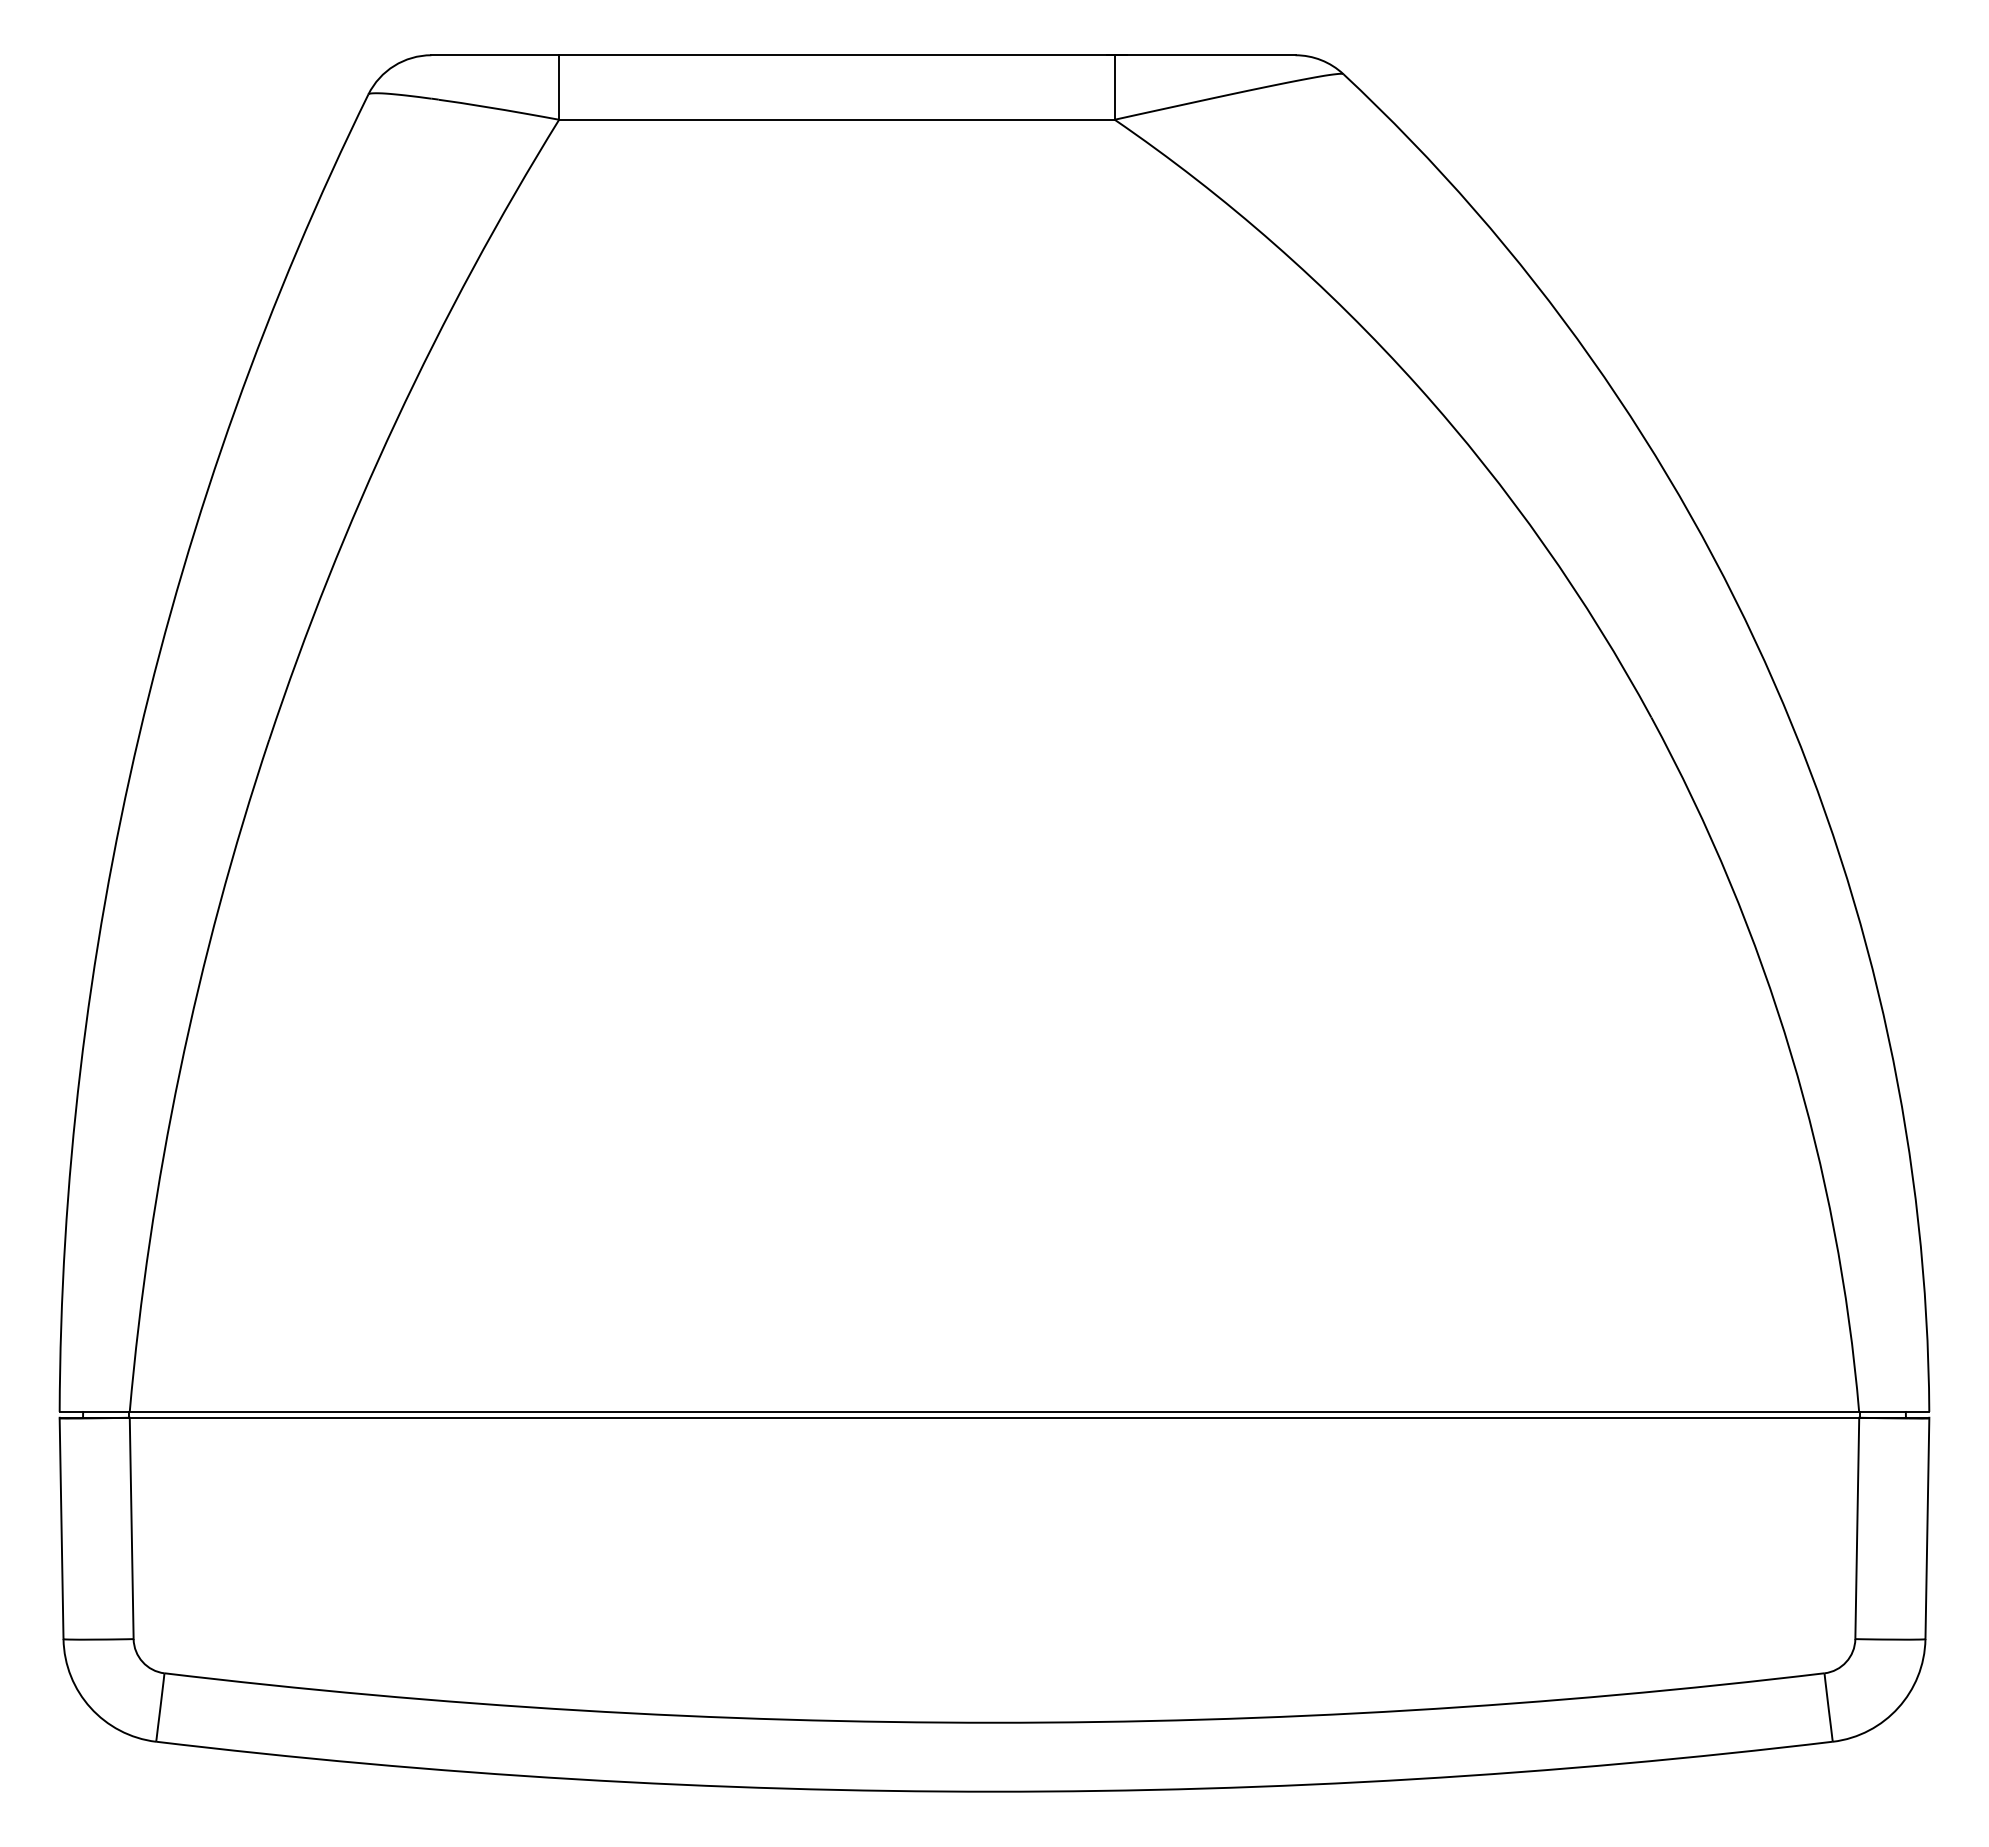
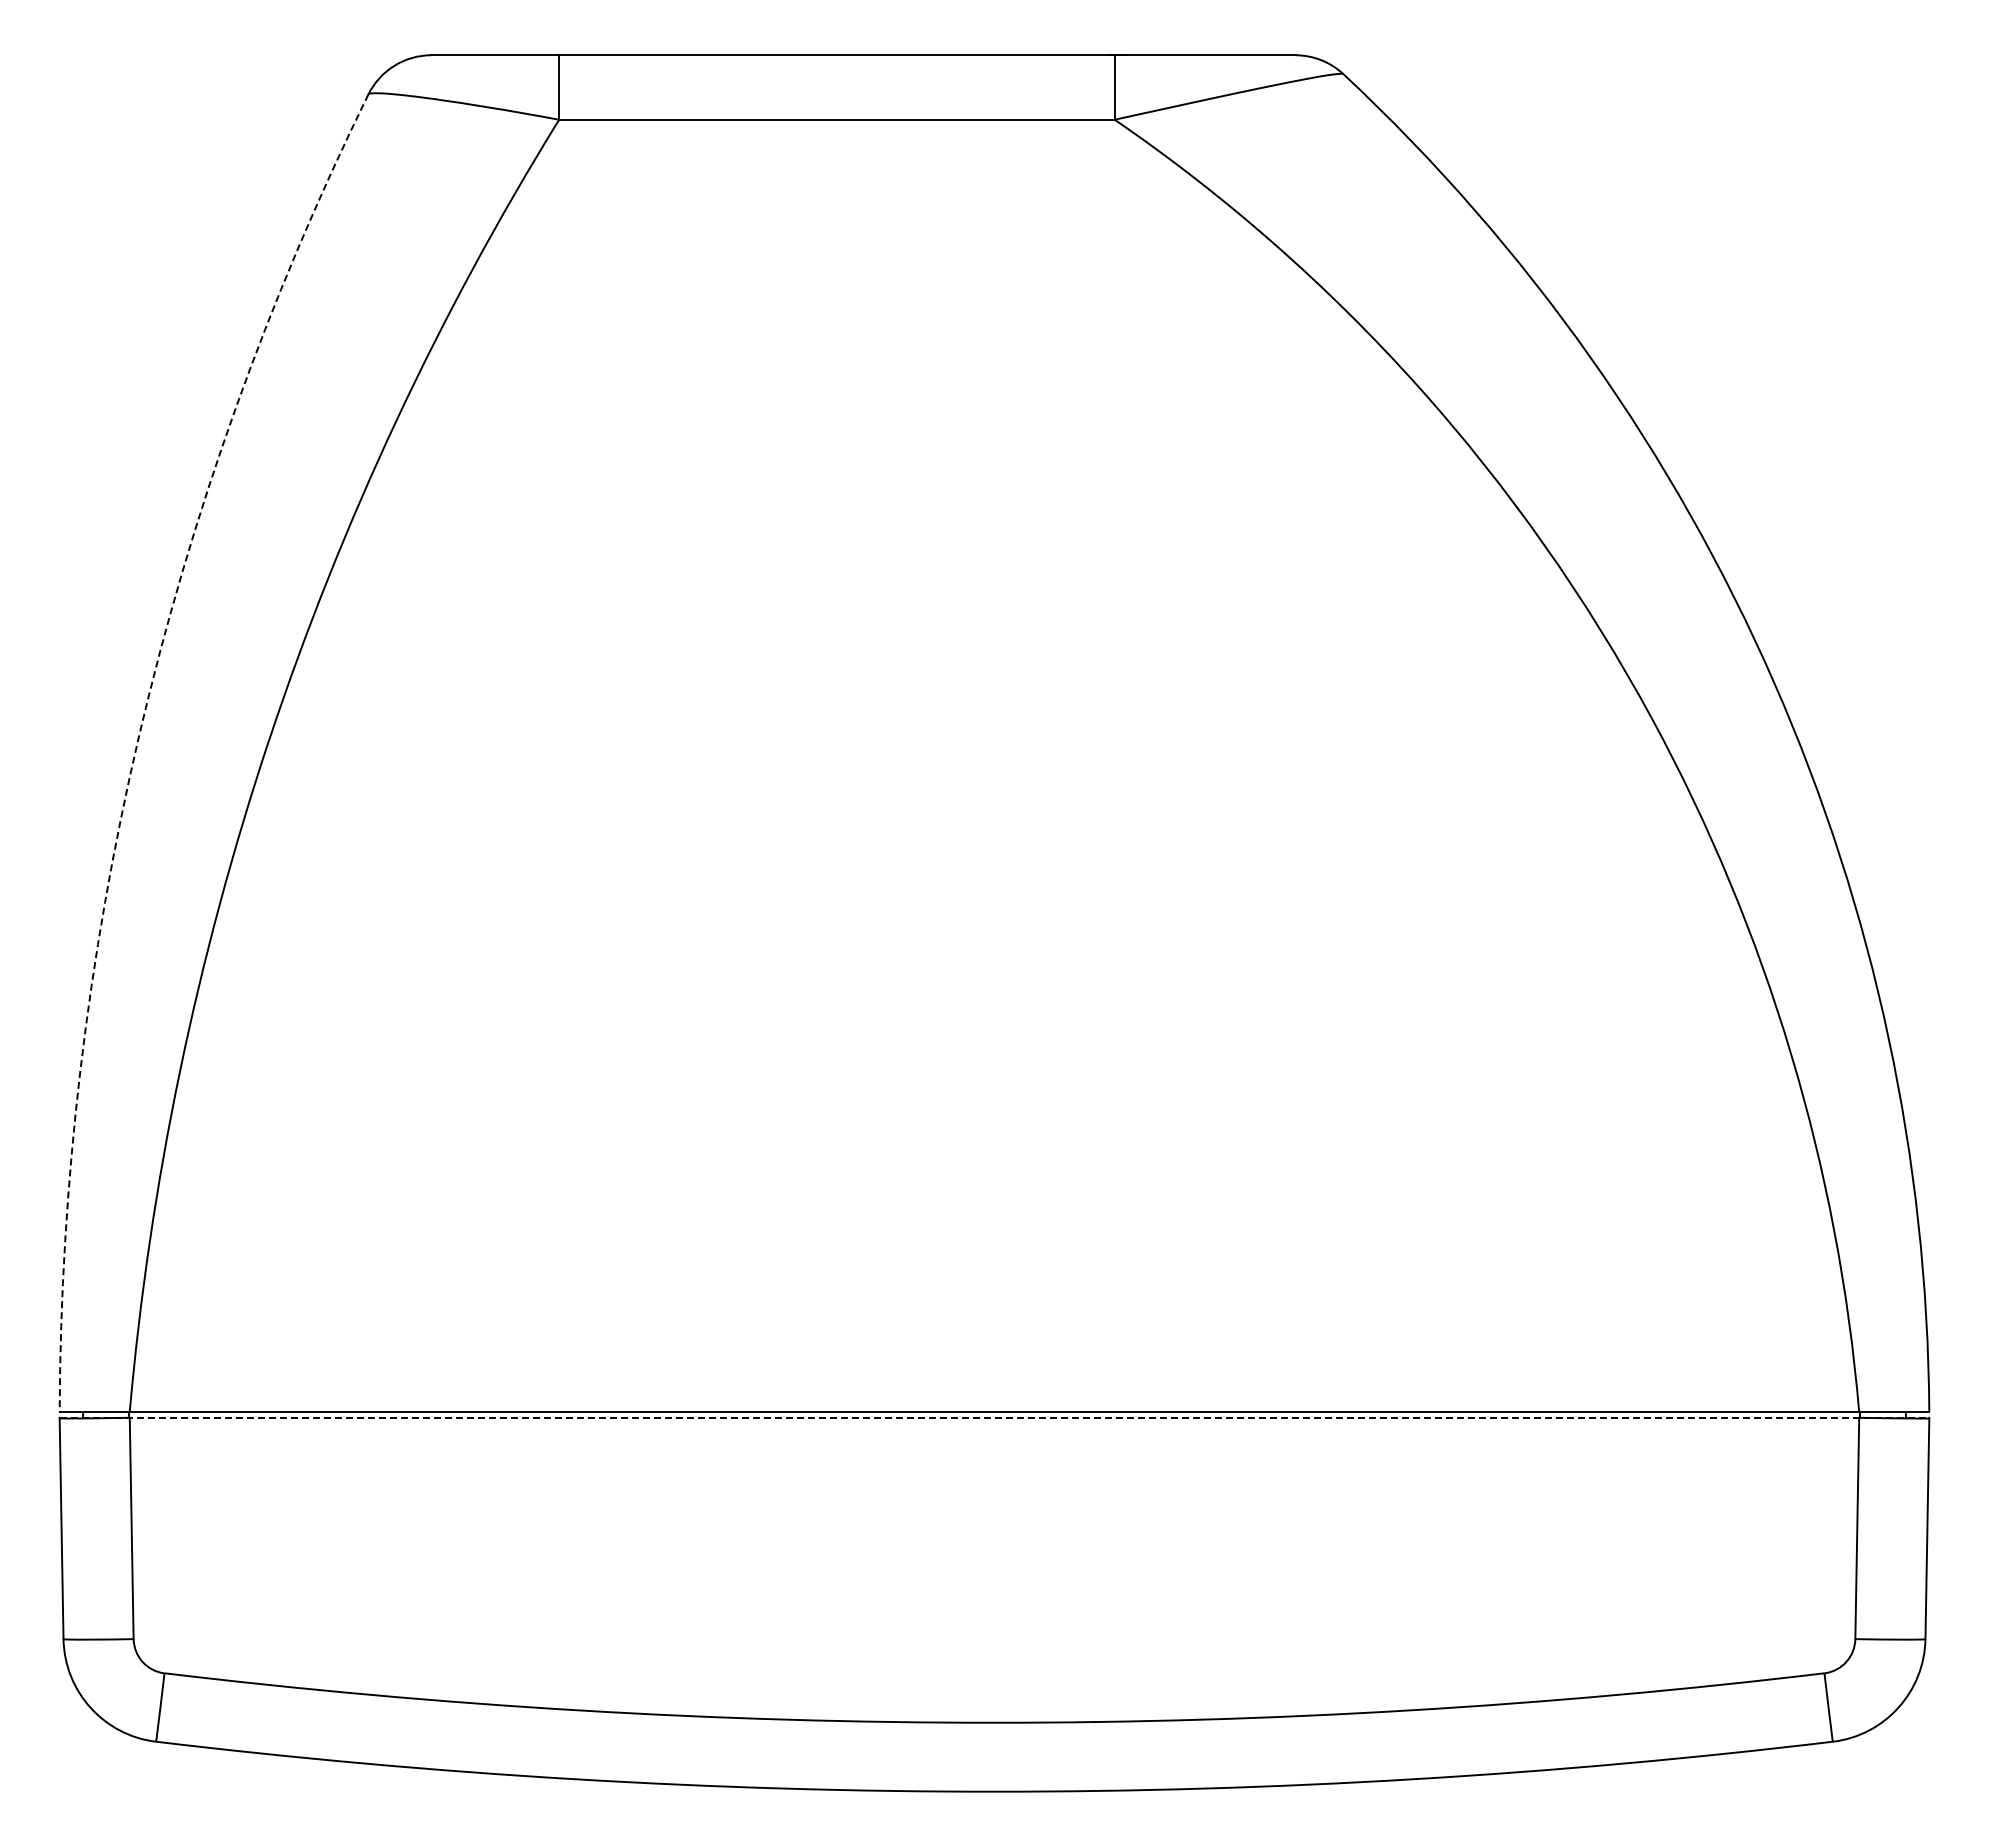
arc: solid -> dashed (139, 735)
line: solid -> dashed (994, 1417)
